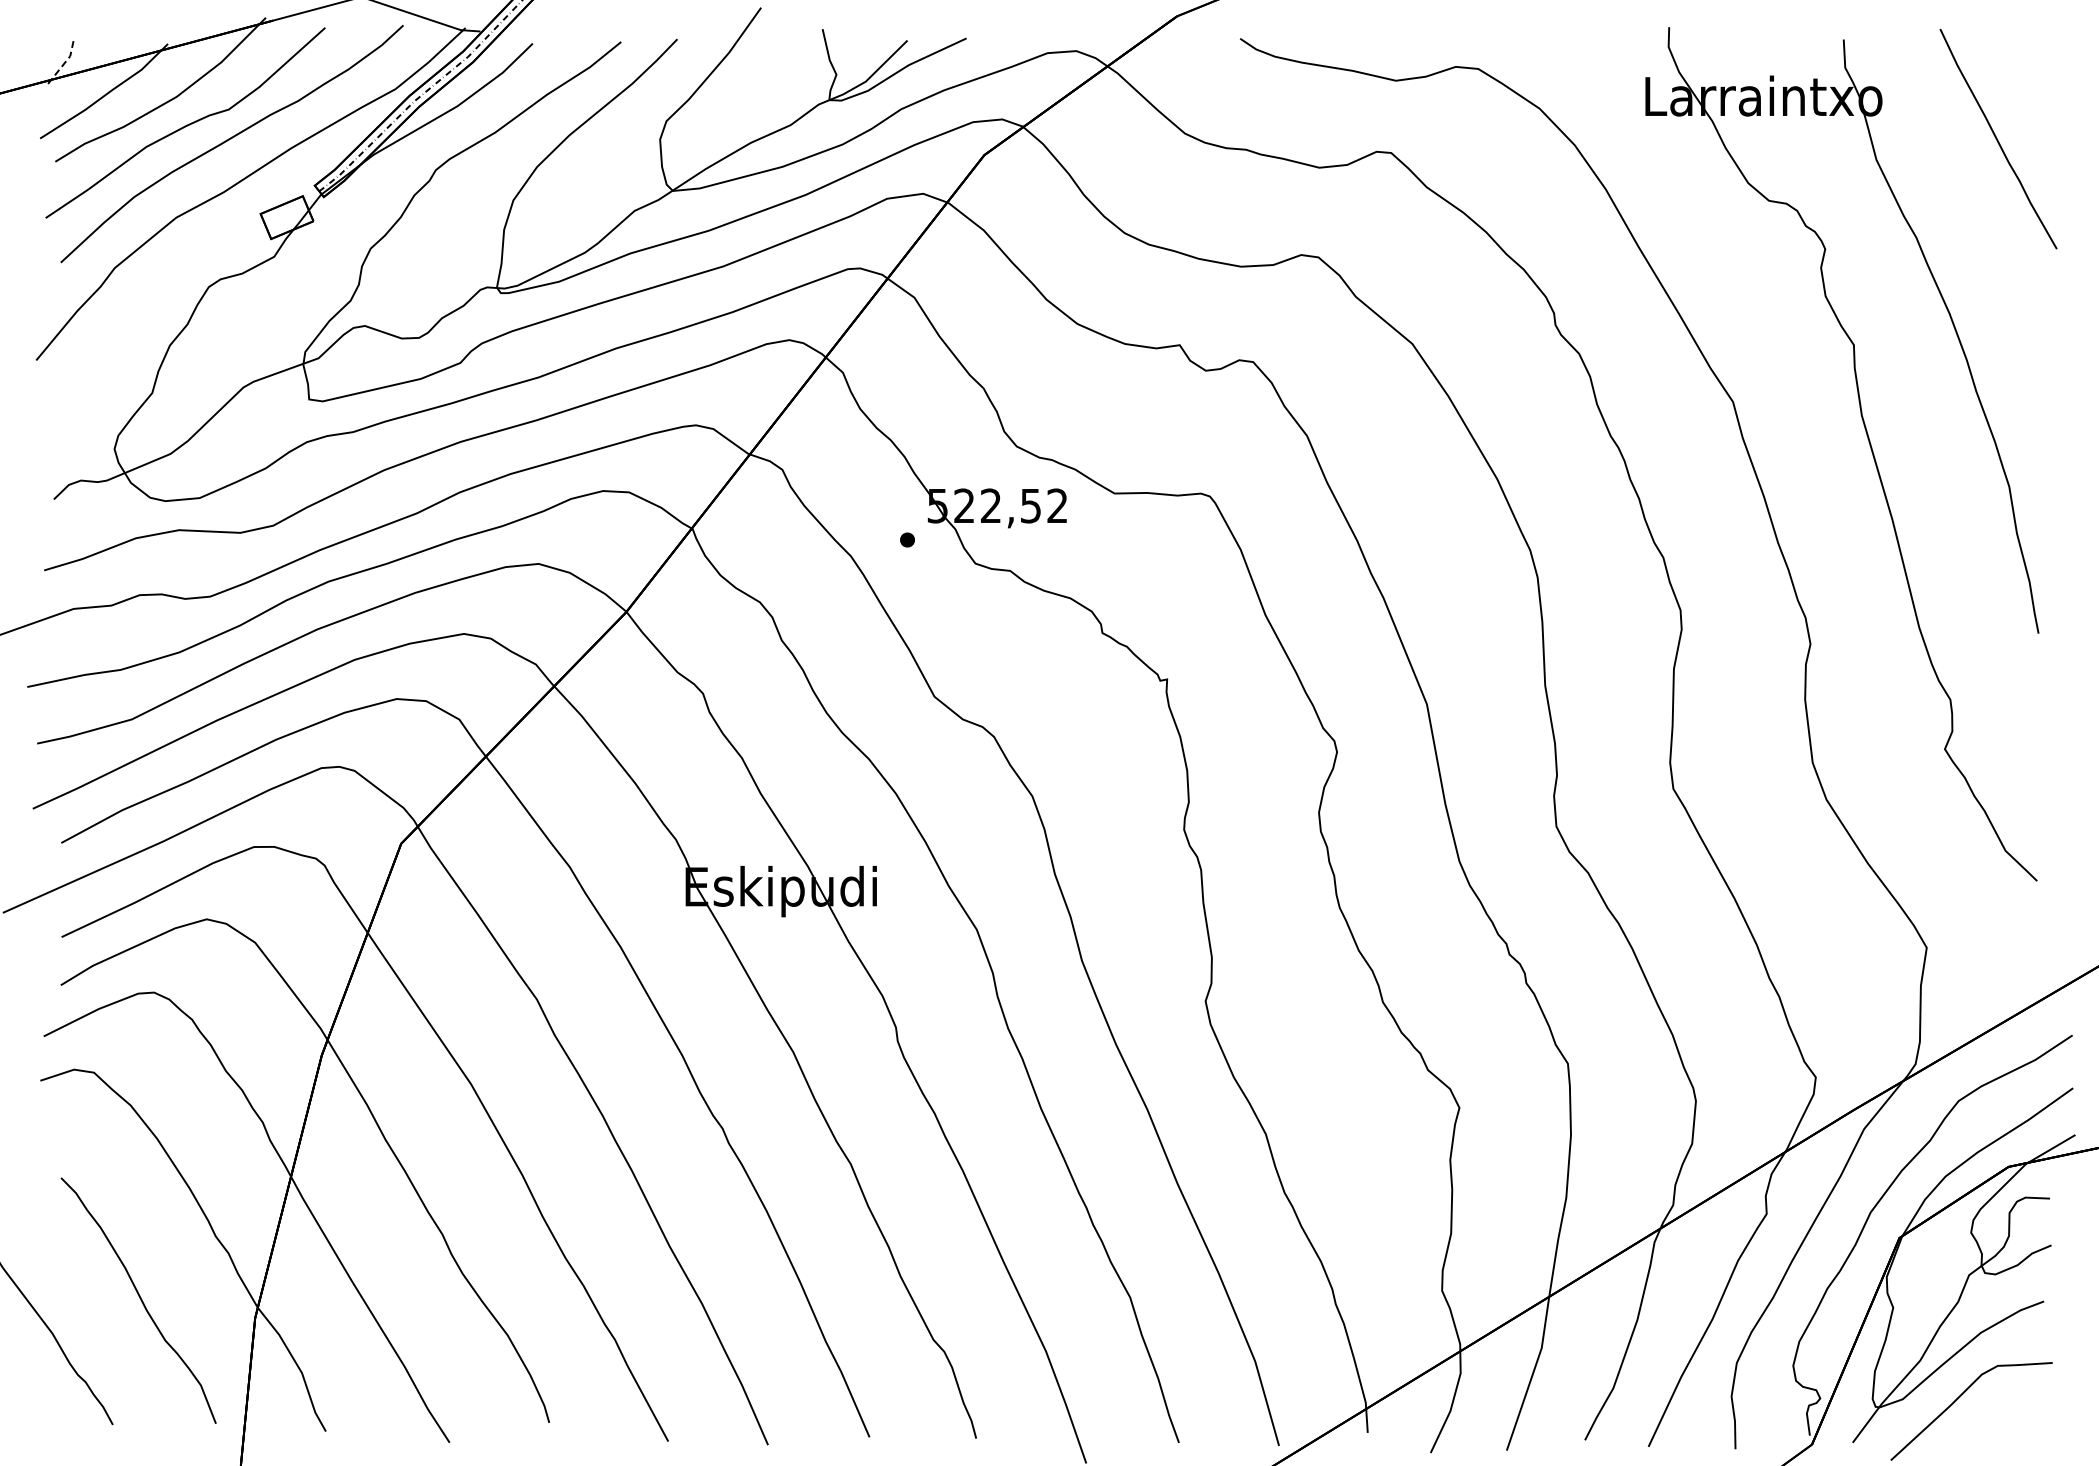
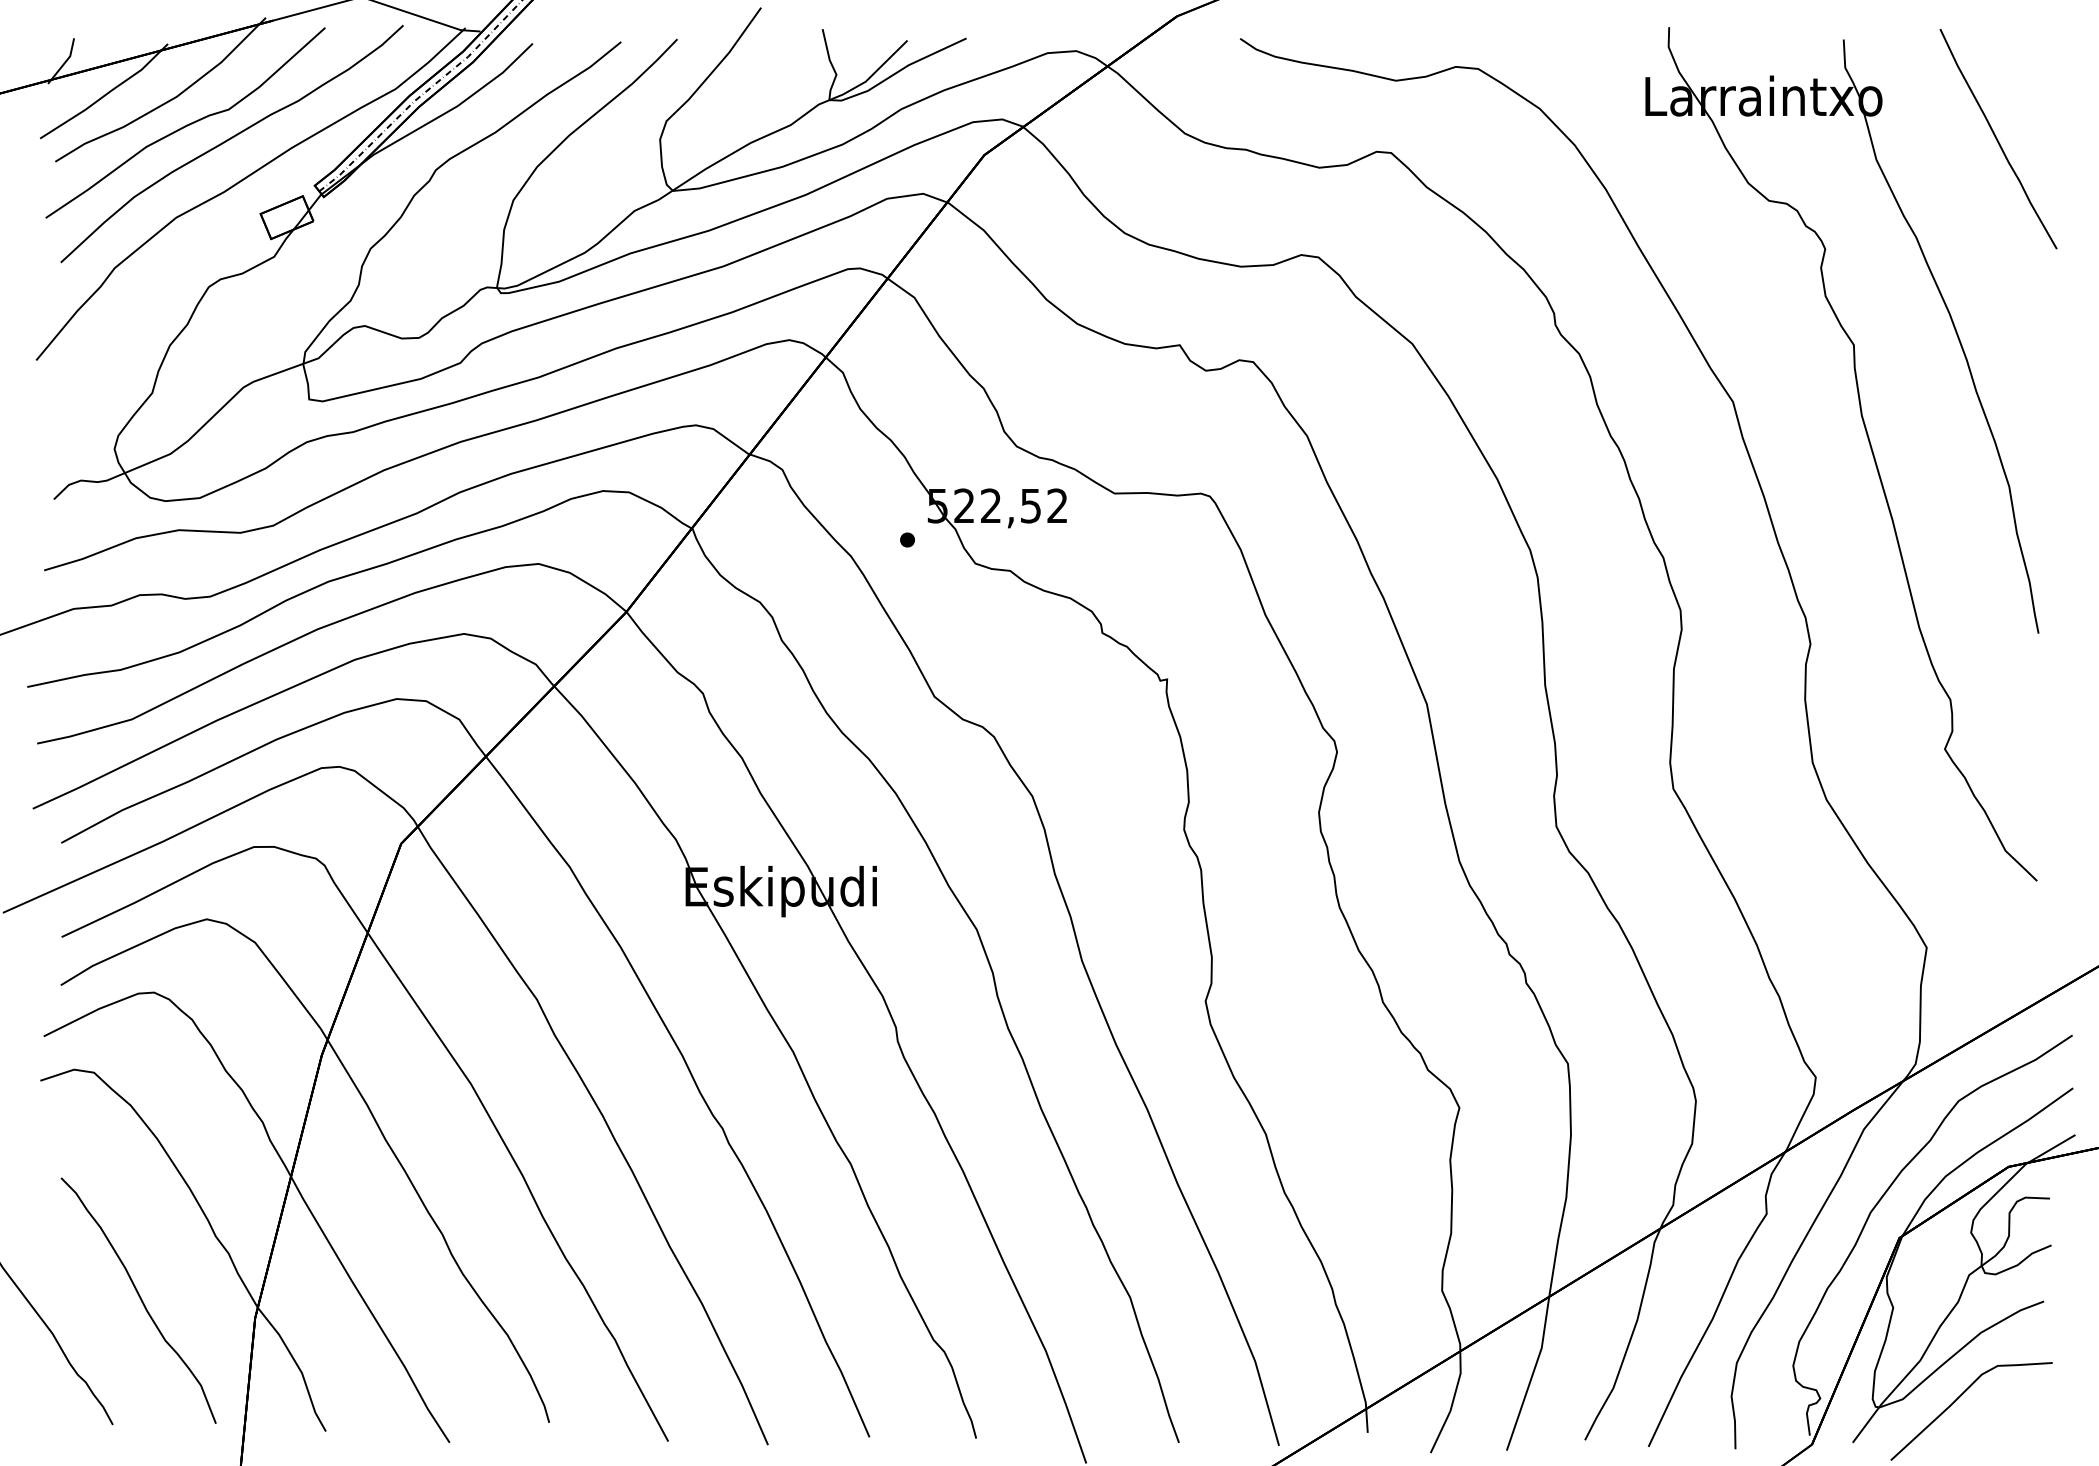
line: dashed -> solid (65, 62)
